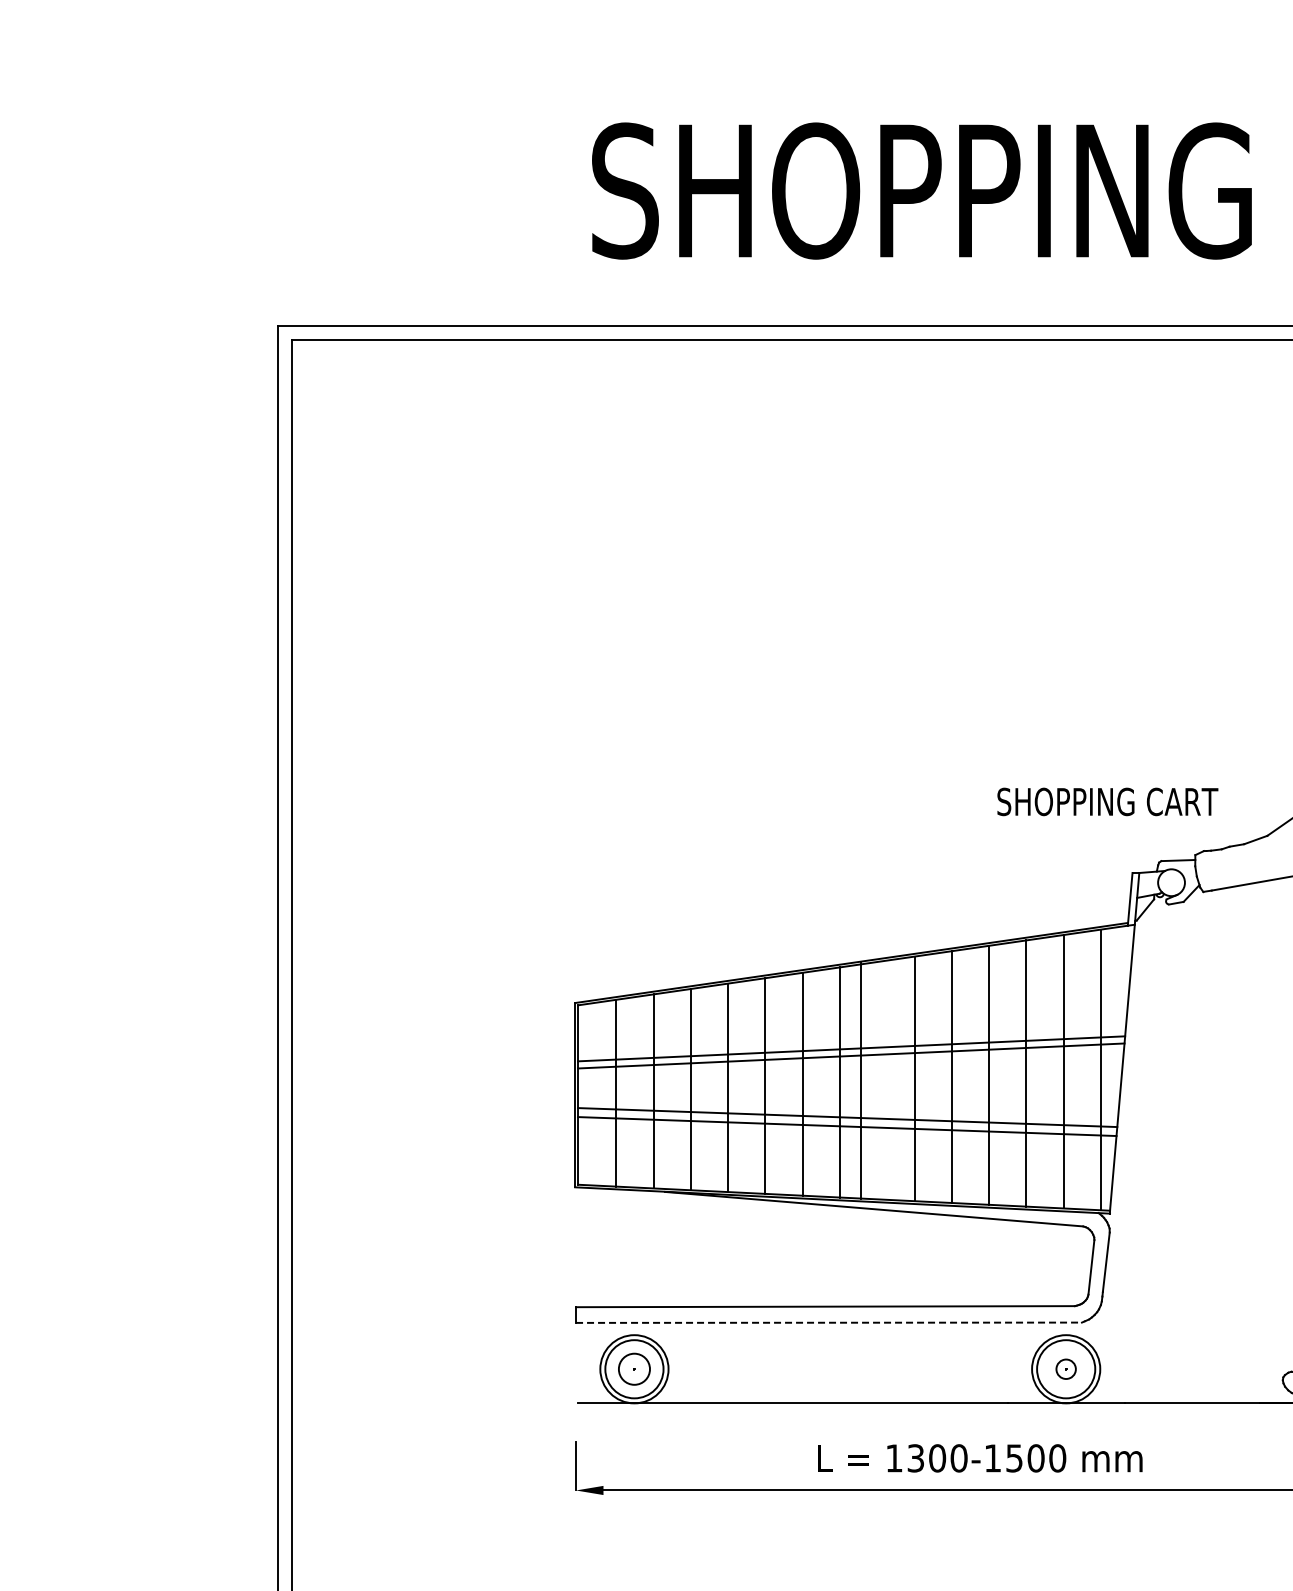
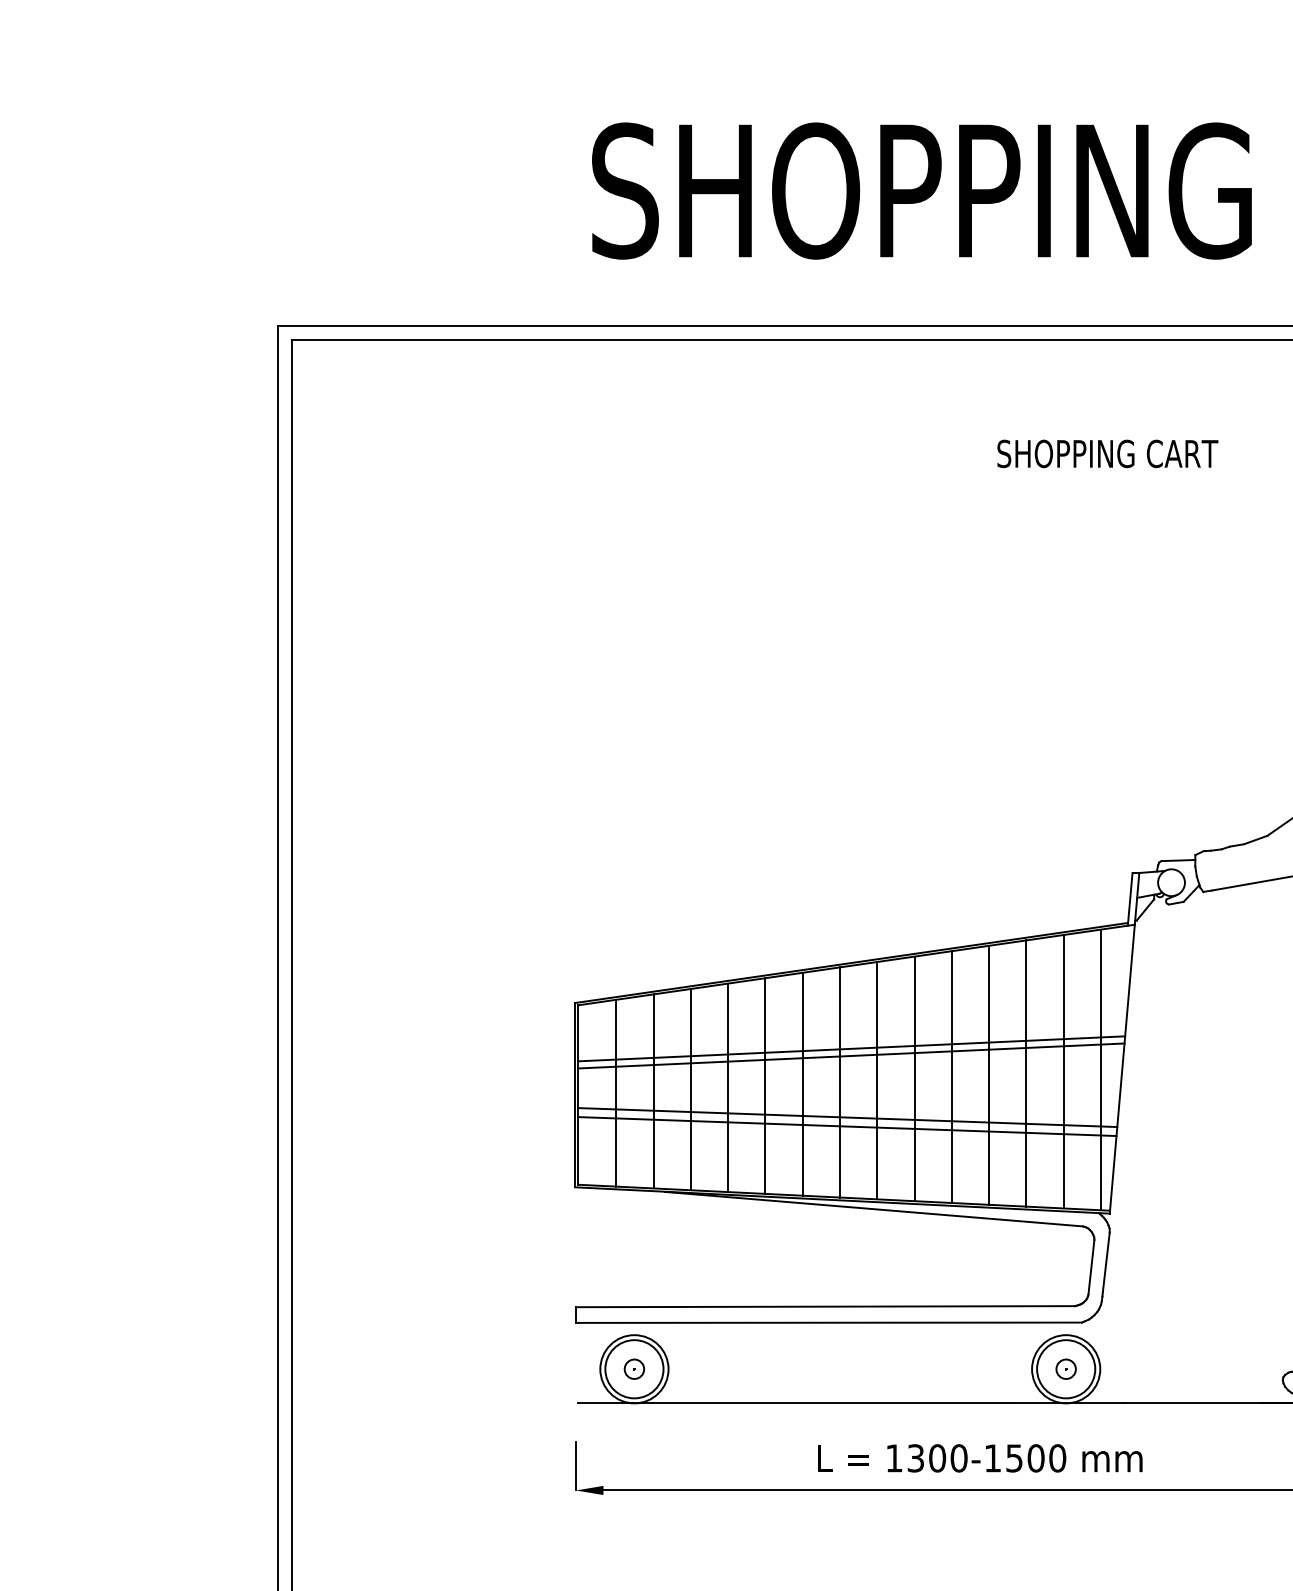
text position: (1107, 801) -> (1107, 453) (1107, 453)
line position: (861, 1080) -> (877, 1080) (877, 1080)
line: dashed -> solid (829, 1322)
circle diameter: 31 px -> 19 px (634, 1368)
